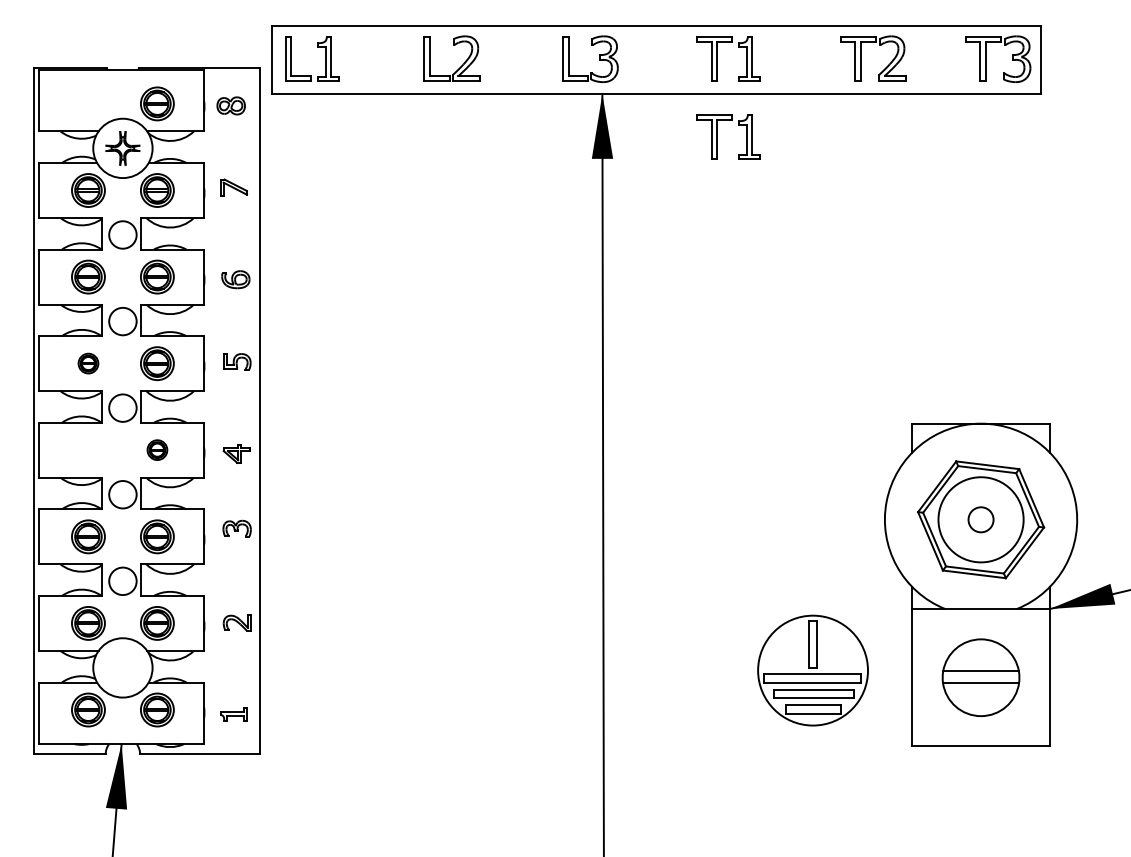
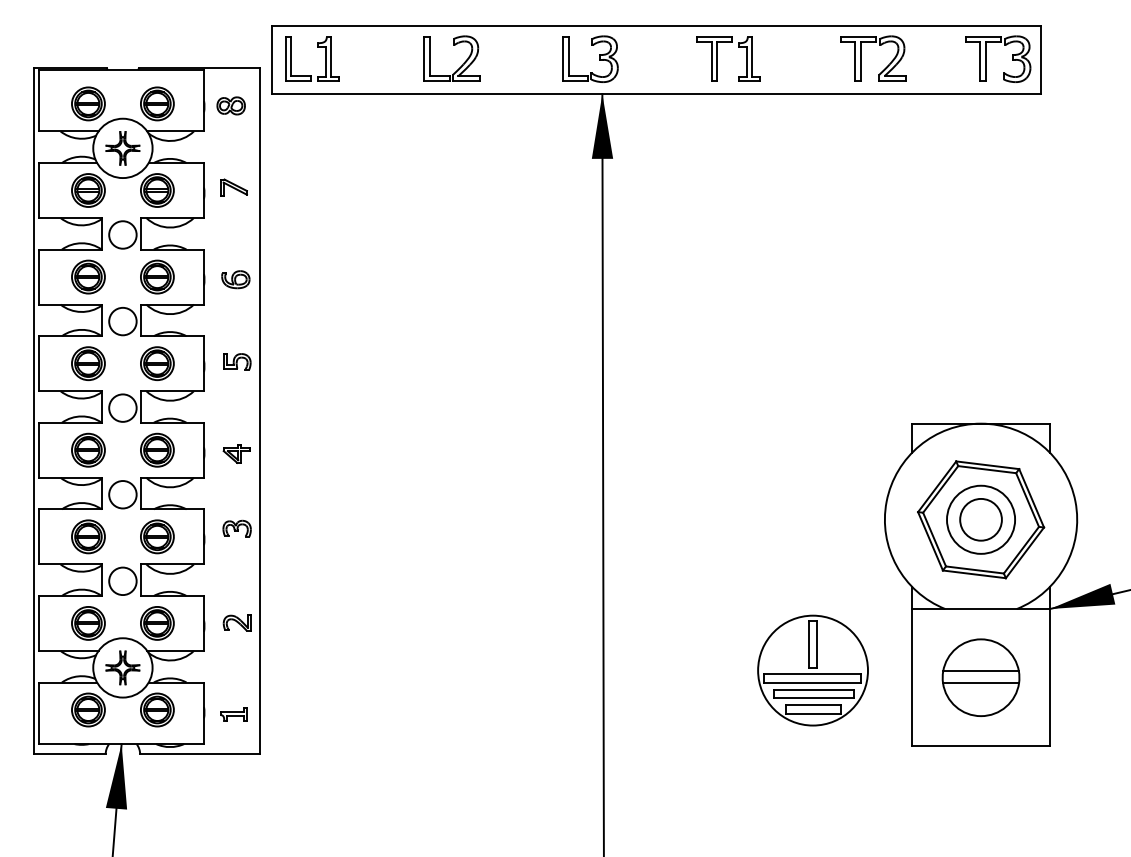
part: none -> present (88, 103)
part: present -> none (717, 136)
part size: 23x23 px -> 35x35 px (88, 363)
part: none -> present (88, 449)
part size: 23x22 px -> 35x36 px (157, 449)
circle diameter: 25 px -> 42 px (980, 519)
circle diameter: 85 px -> 68 px (980, 519)
part: none -> present (122, 667)
